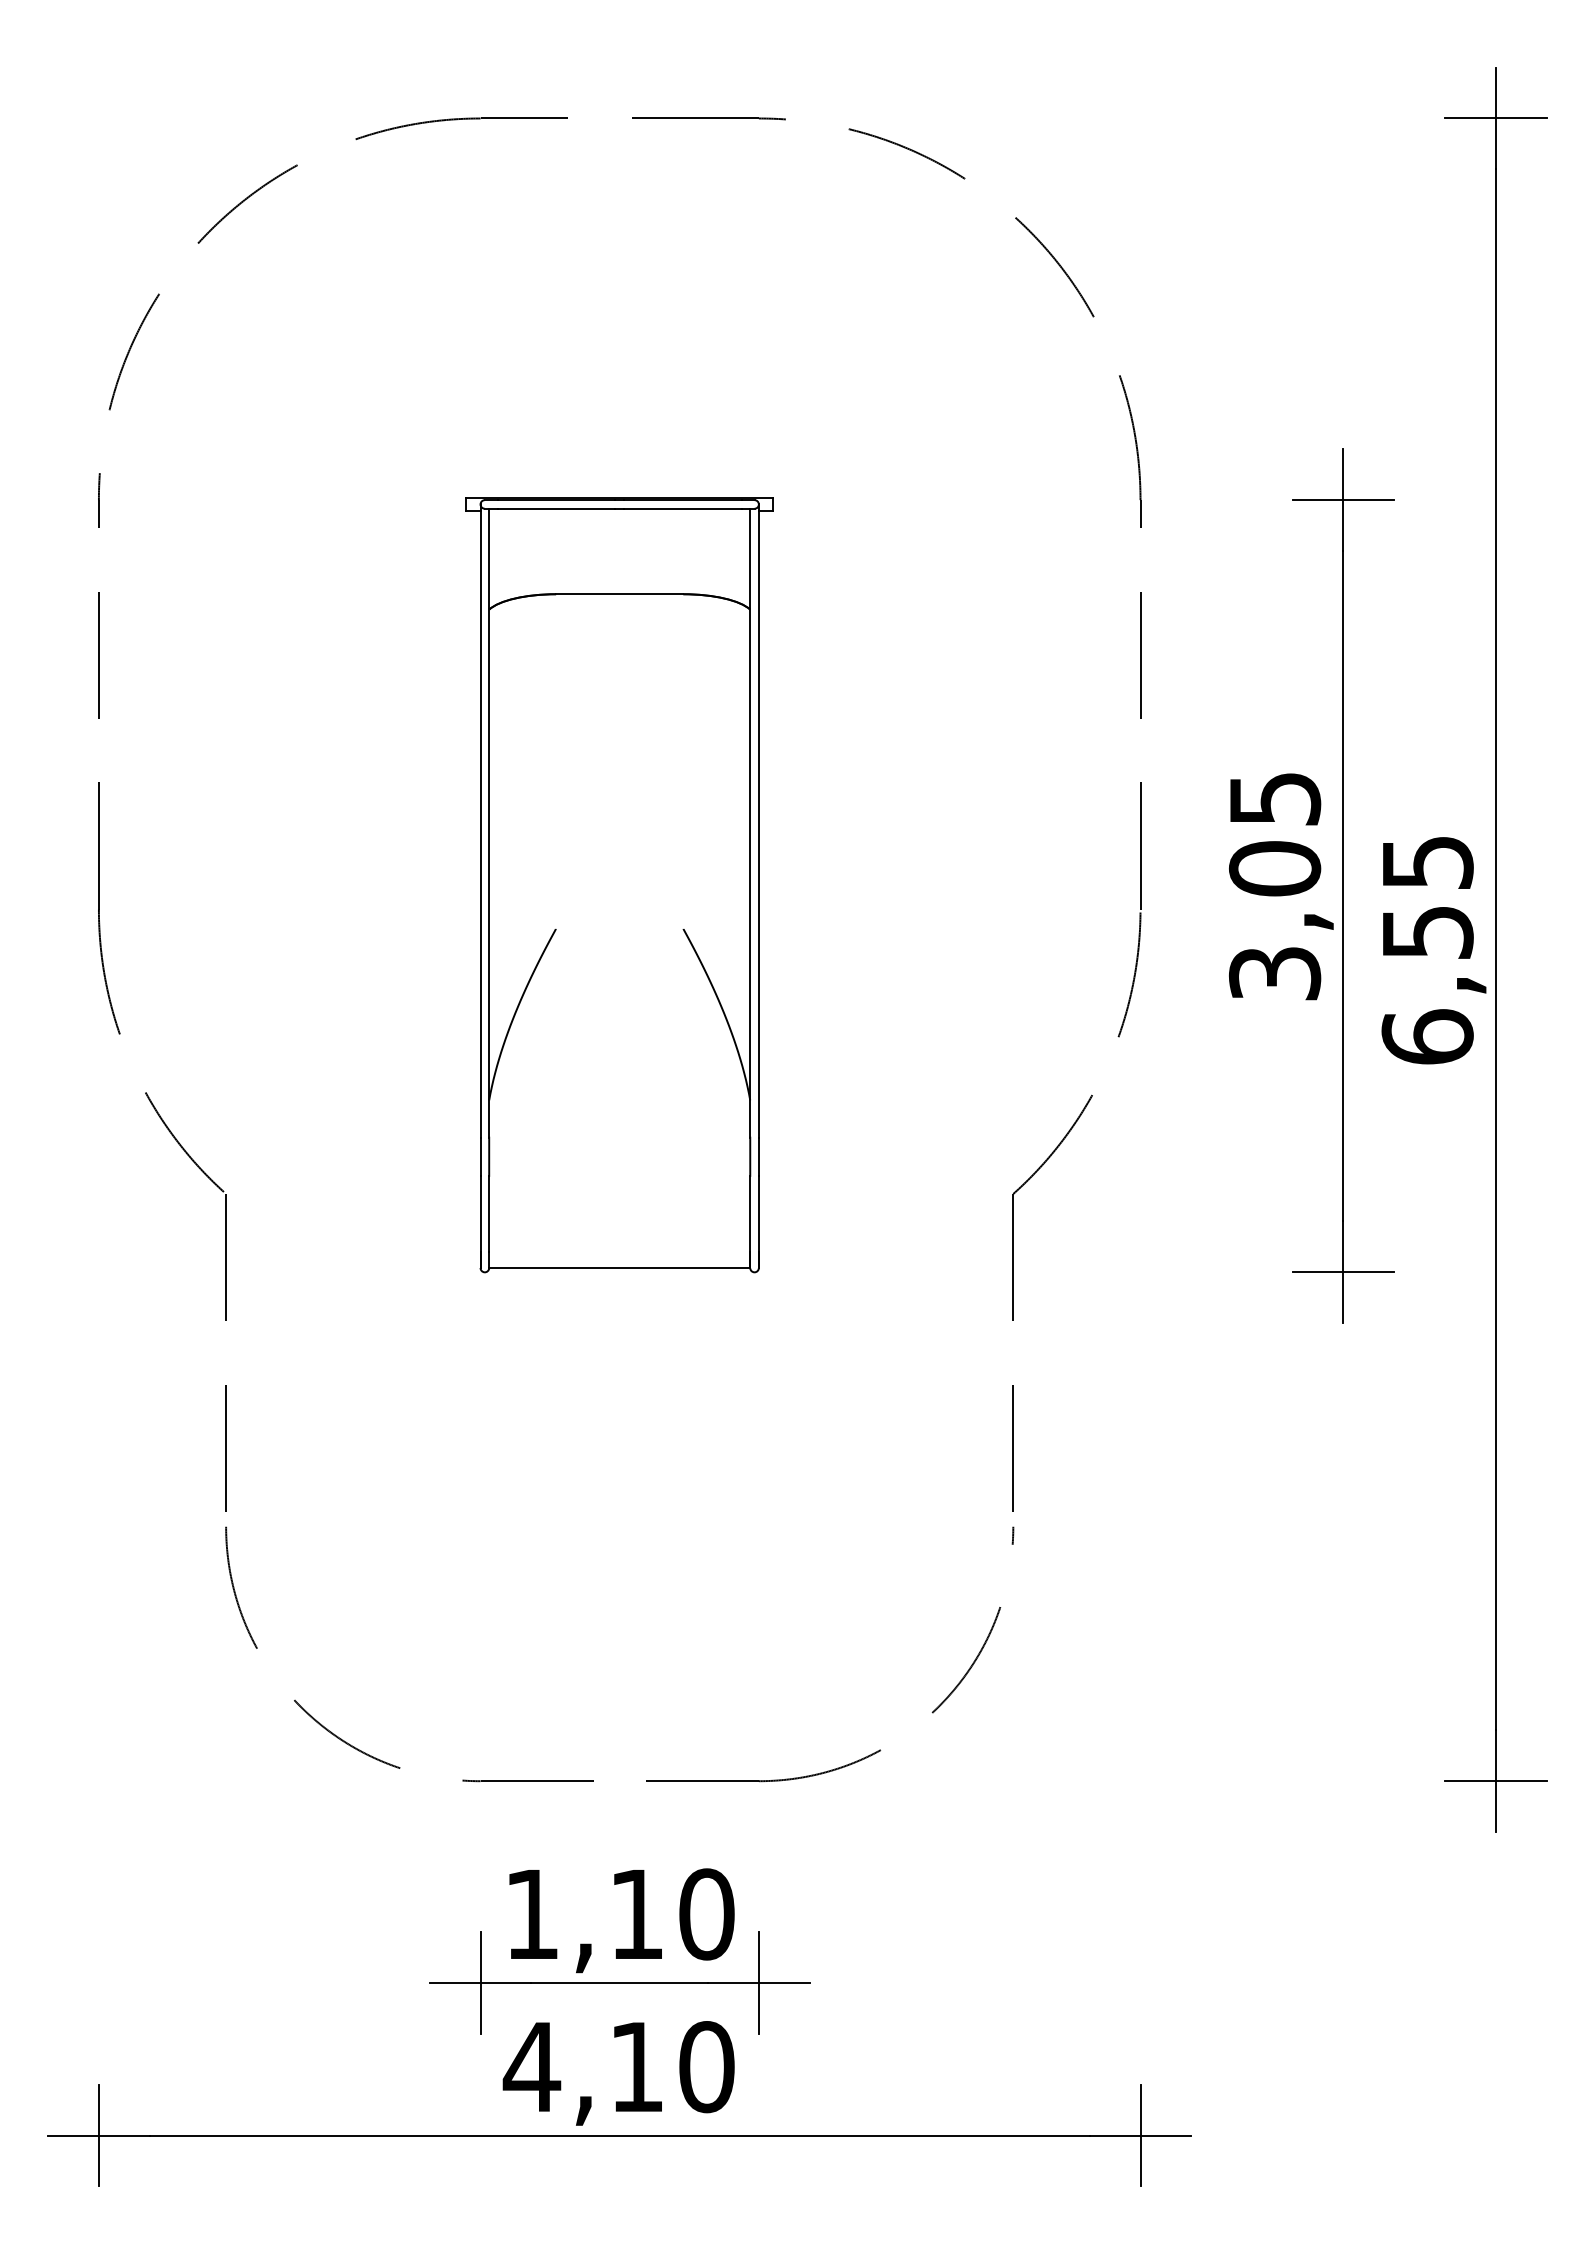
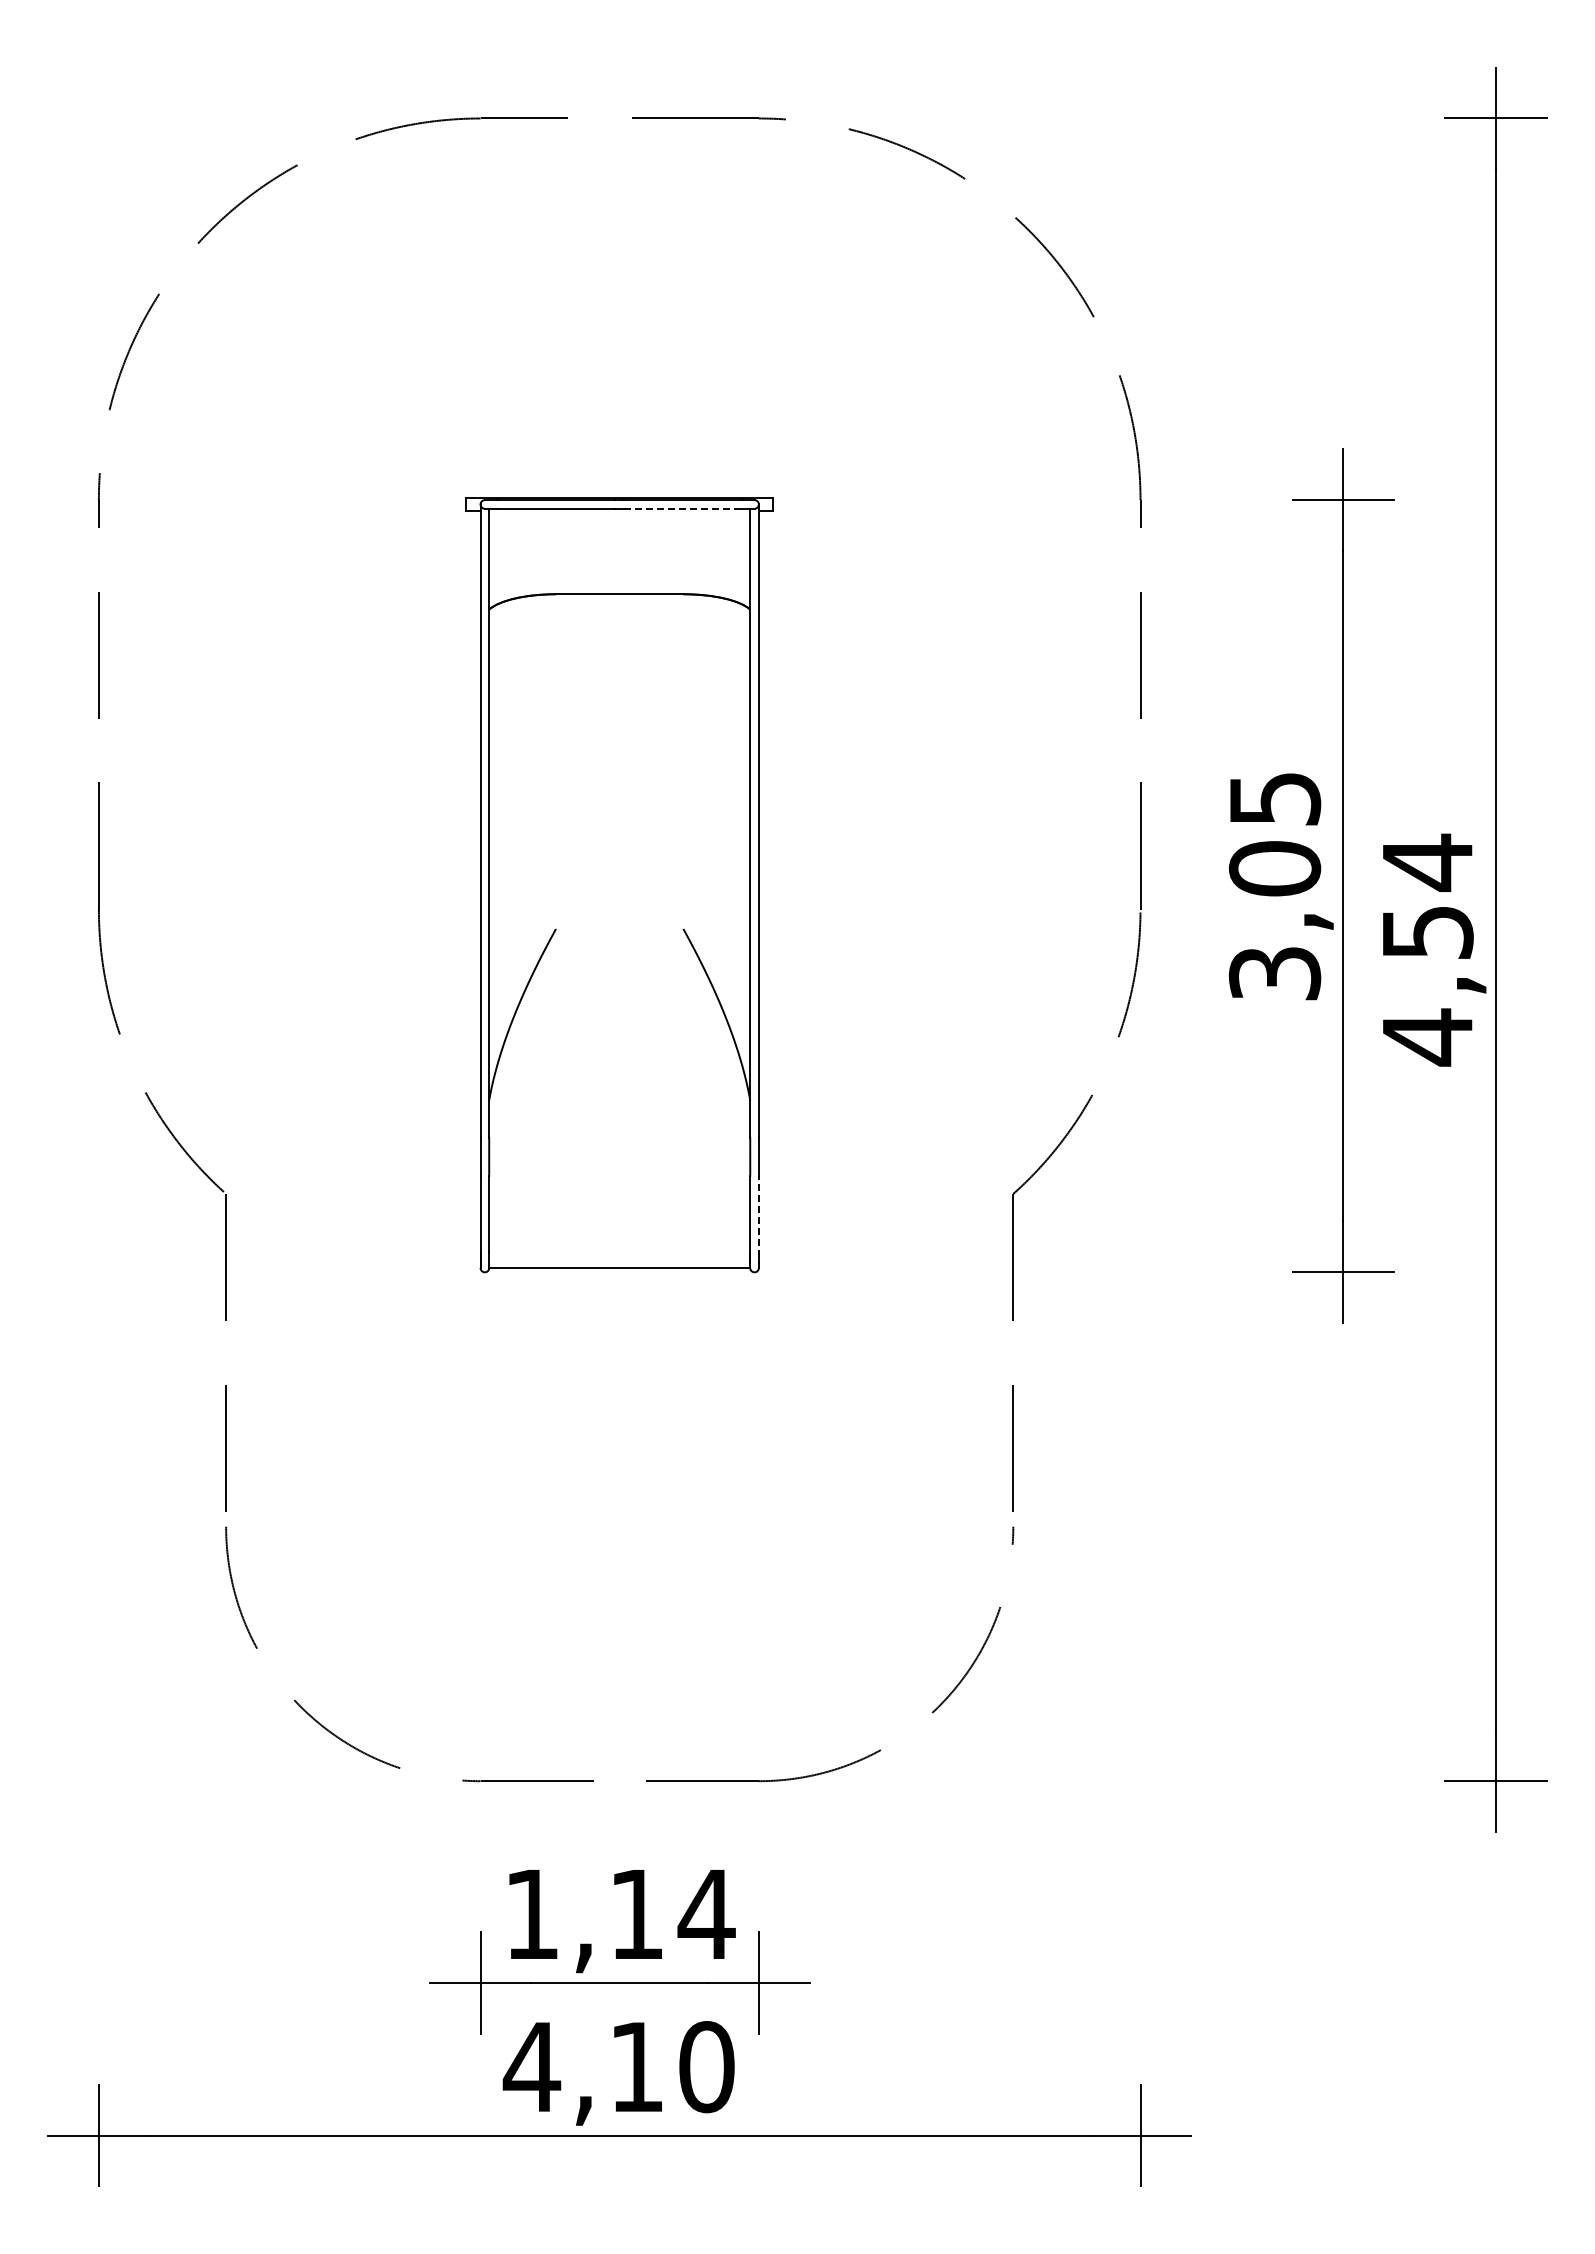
line: solid -> dashed (682, 508)
text: 6,55 -> 4,54 (1427, 949)
line: solid -> dashed (758, 1221)
text: 1,10 -> 1,14 (706, 1914)
